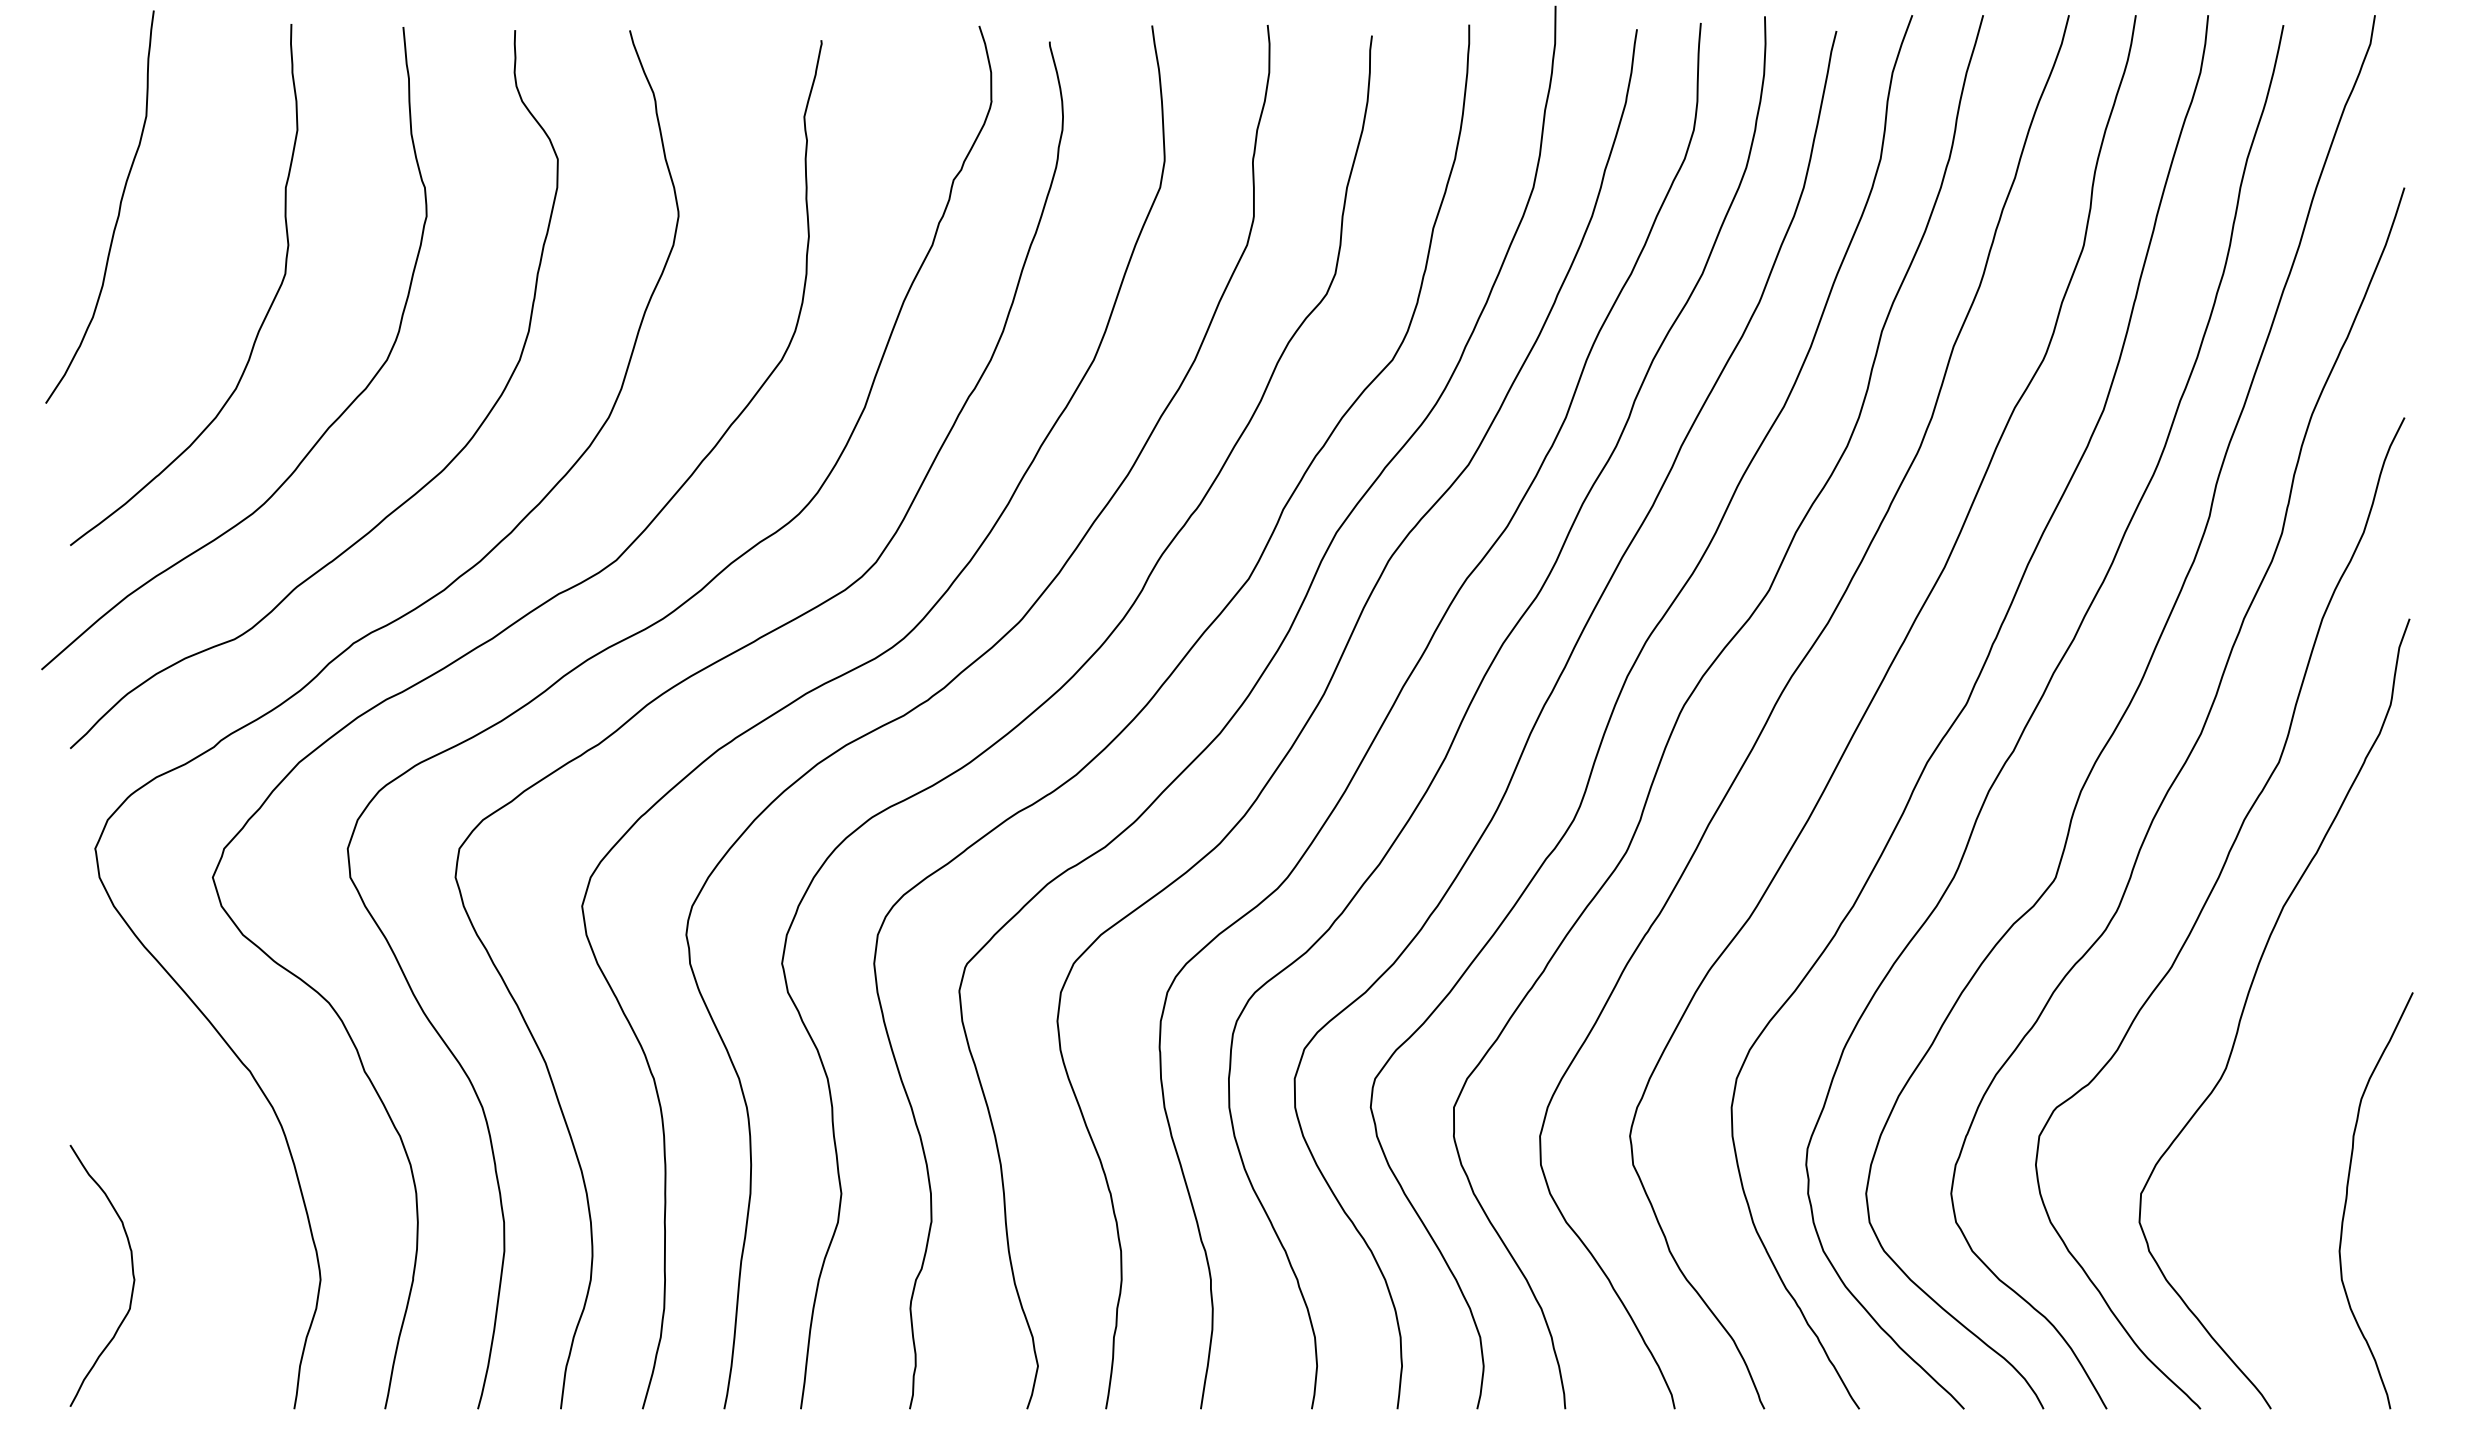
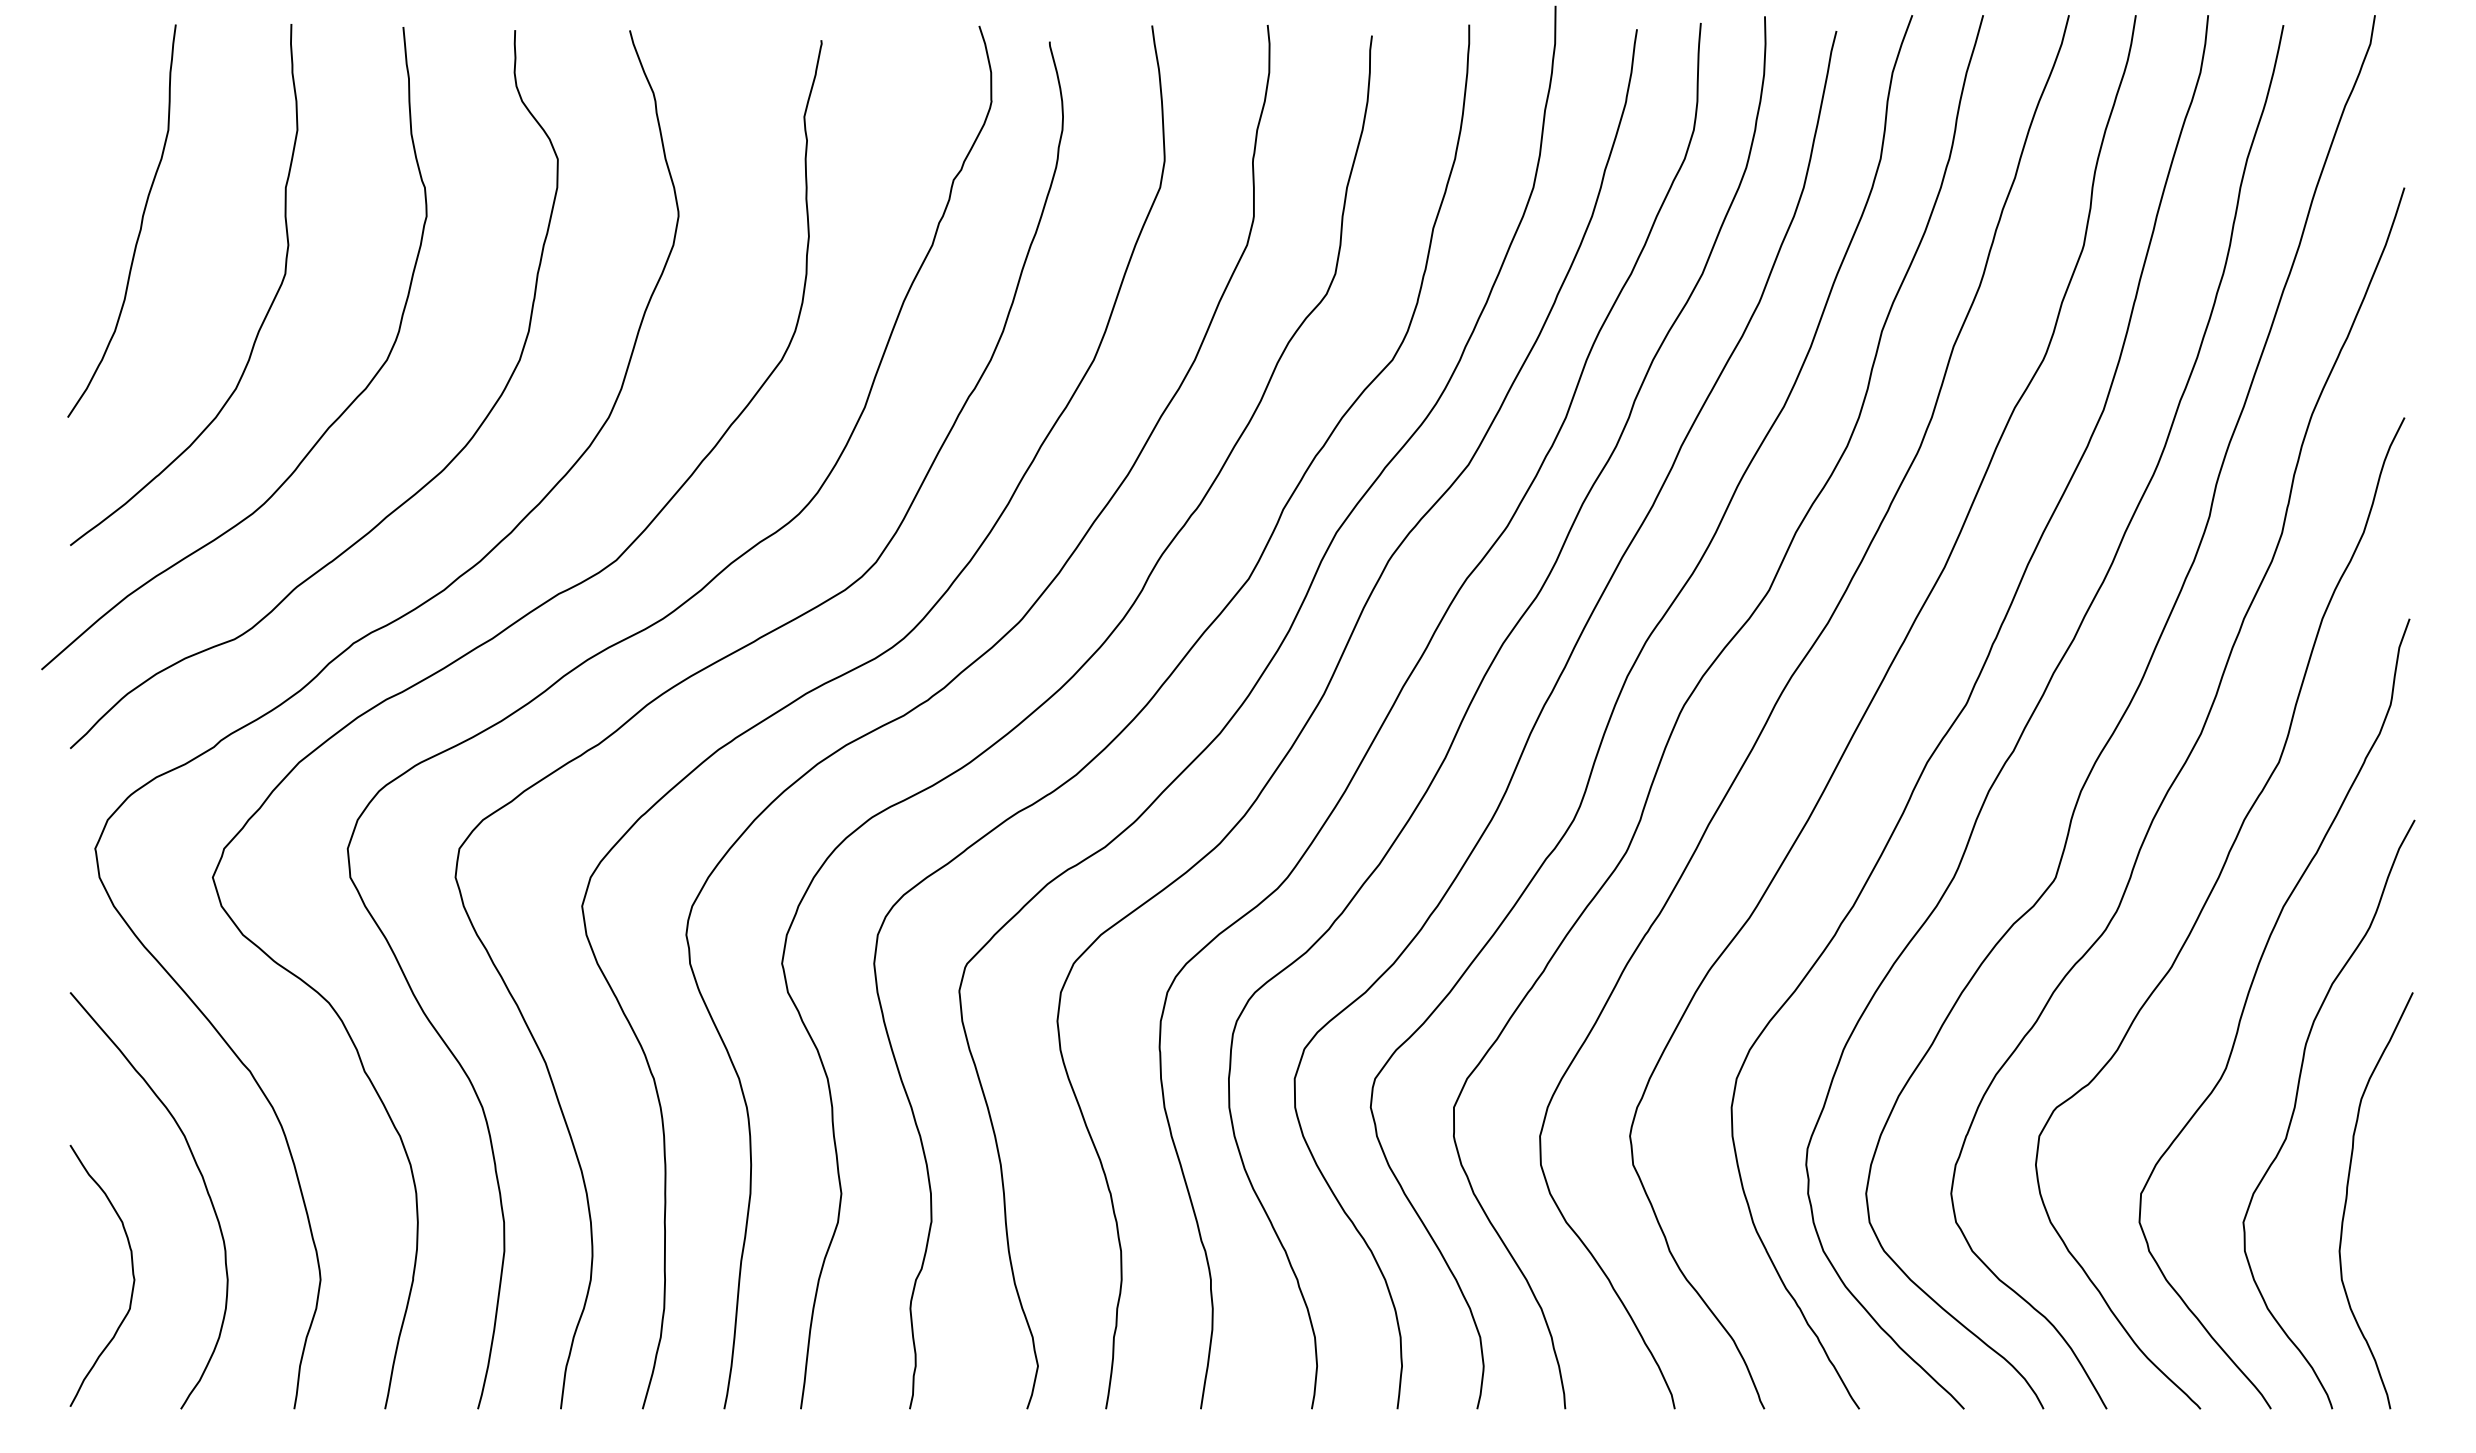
curve position: (118, 209) -> (140, 223) (140, 223)
curve: none -> present (2295, 1109)
curve: none -> present (203, 1183)
